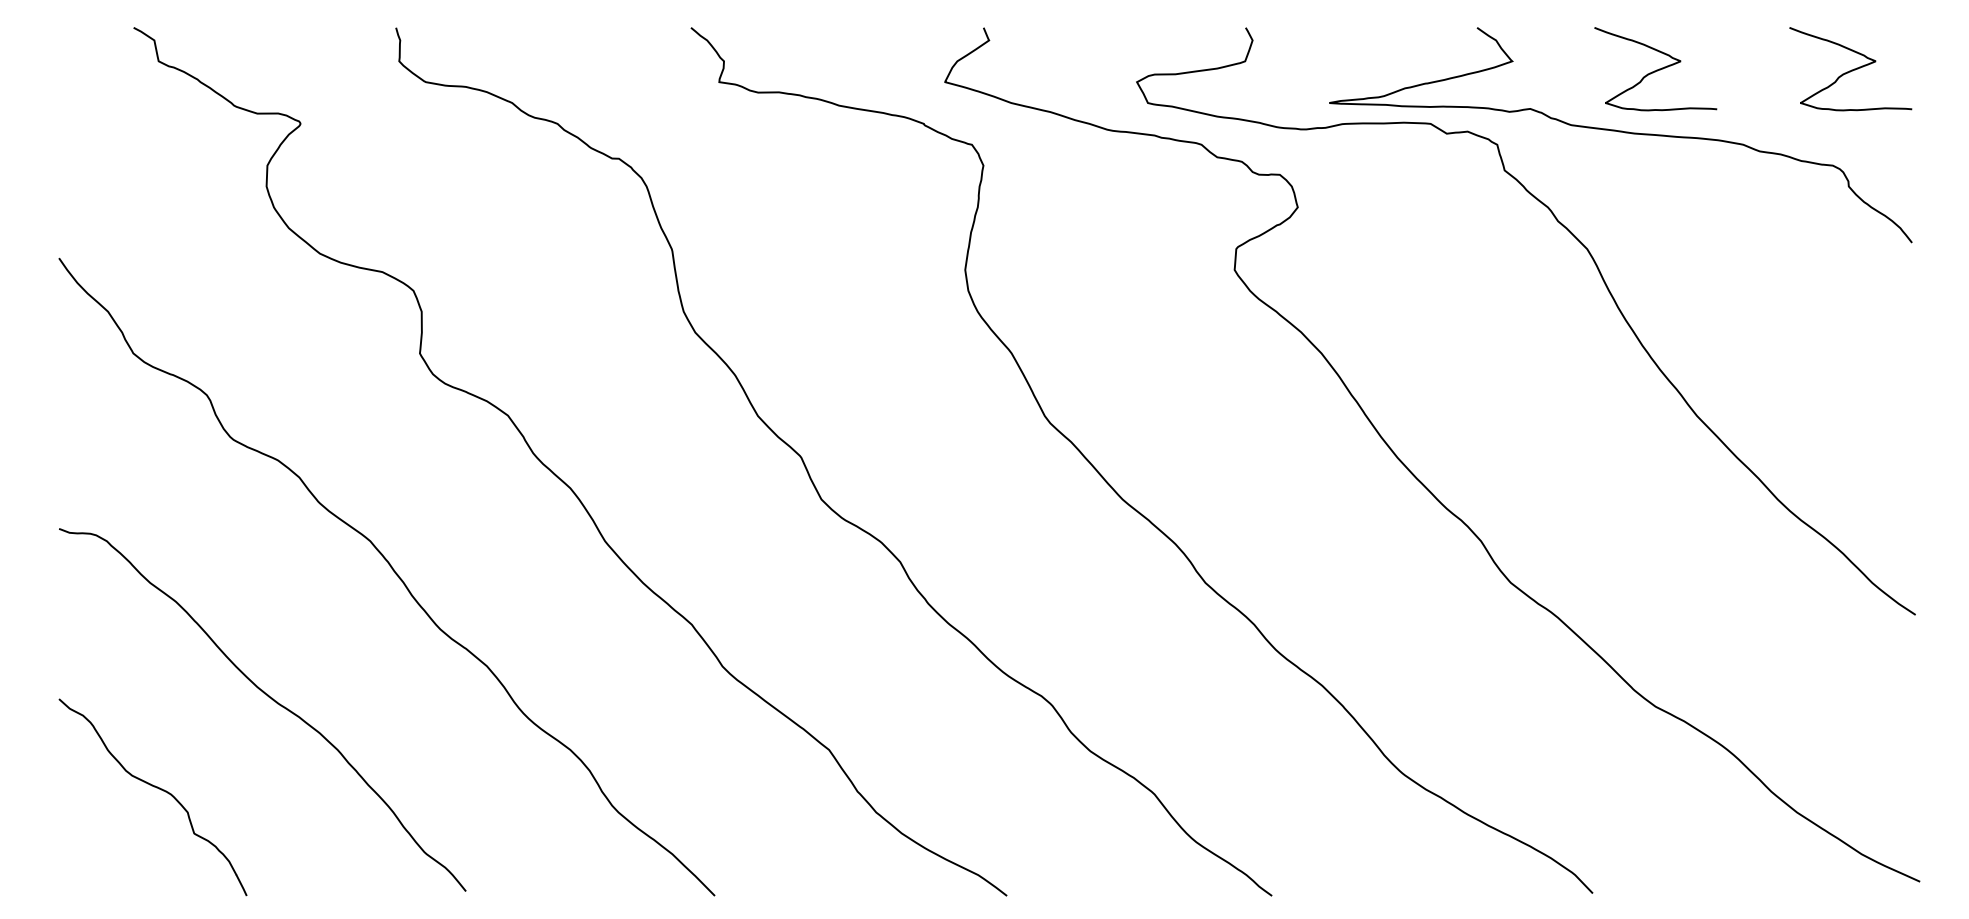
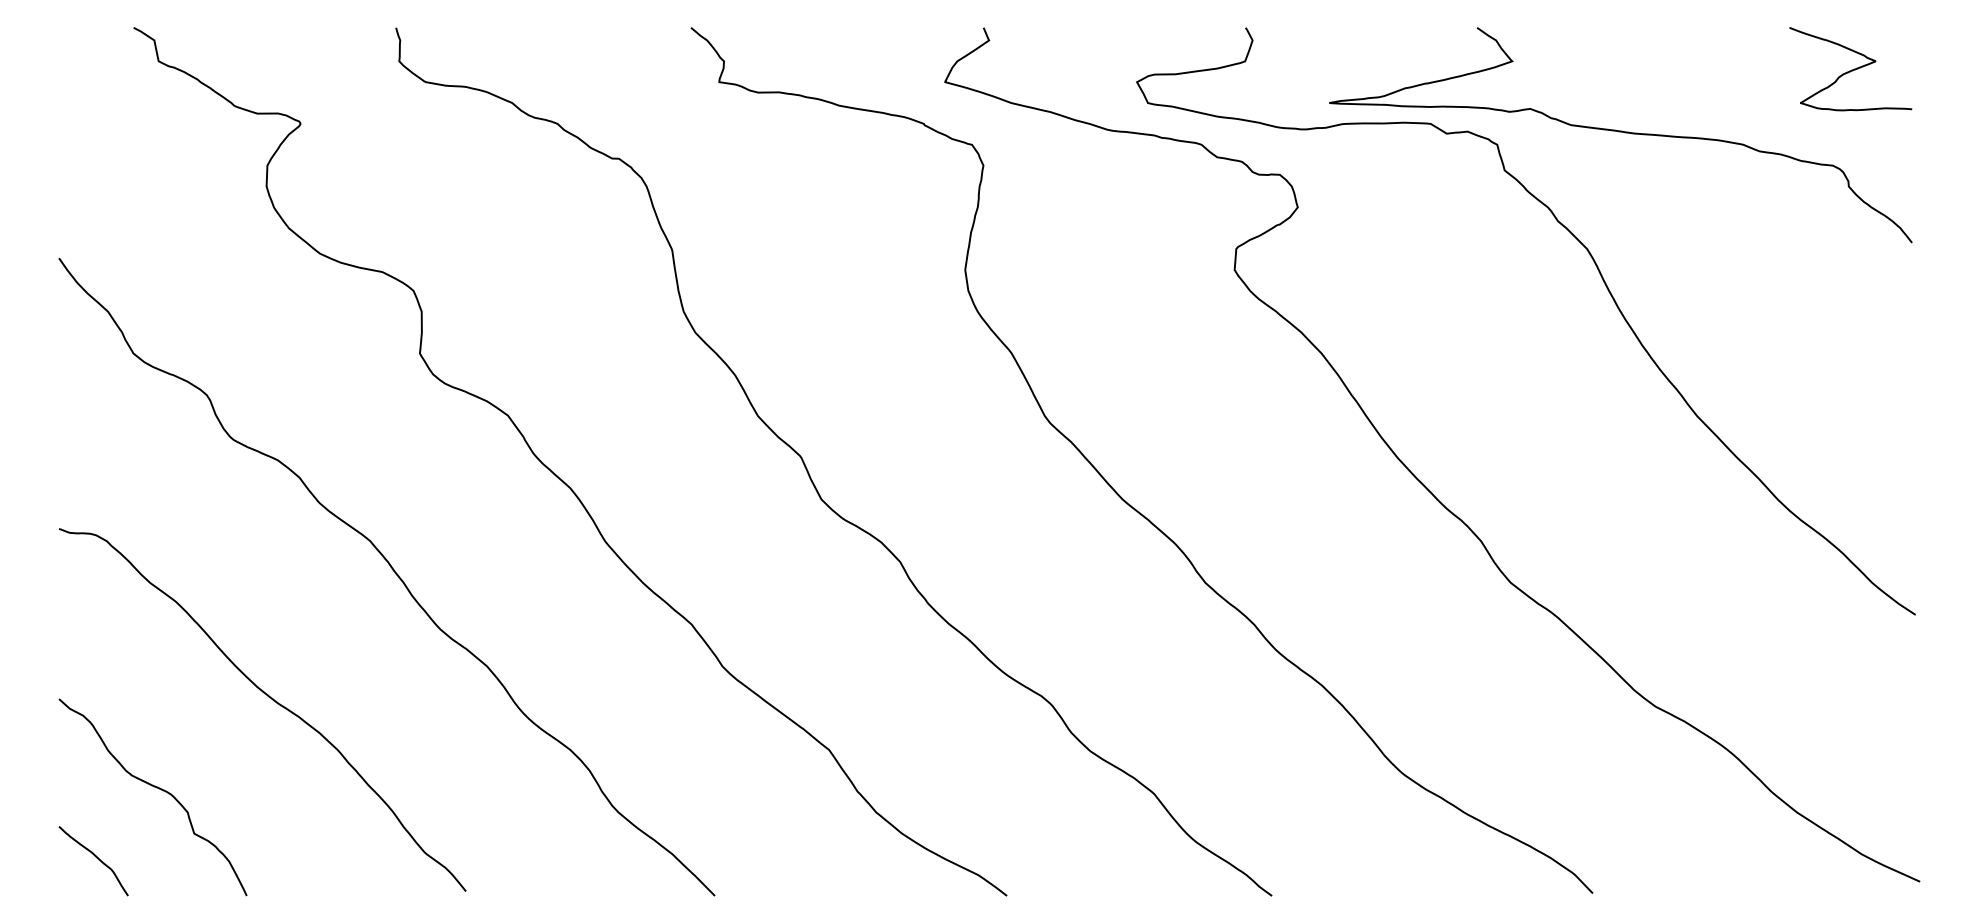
curve: present -> none (1656, 69)
curve: none -> present (96, 858)
